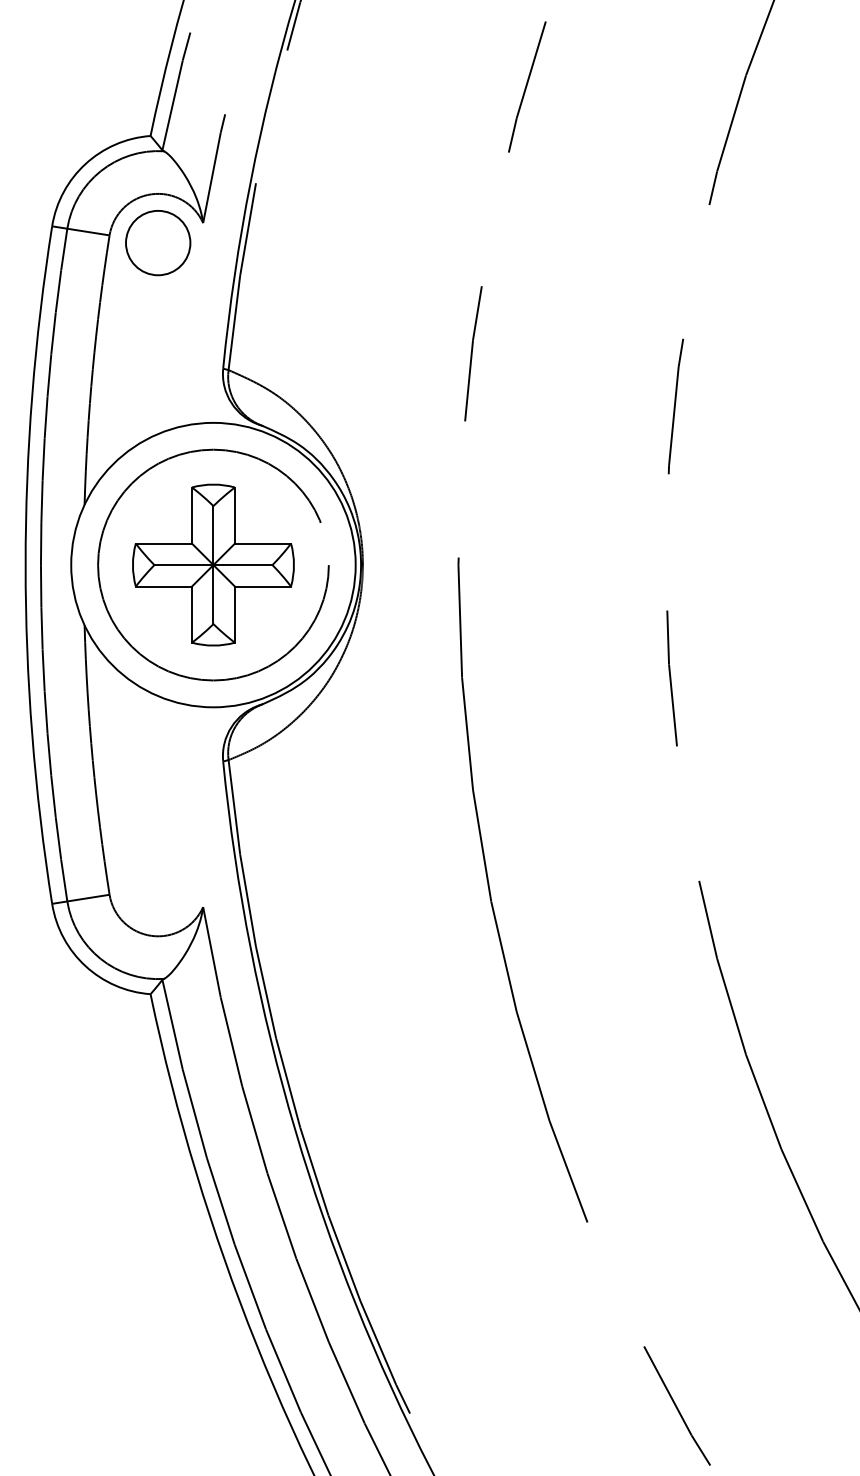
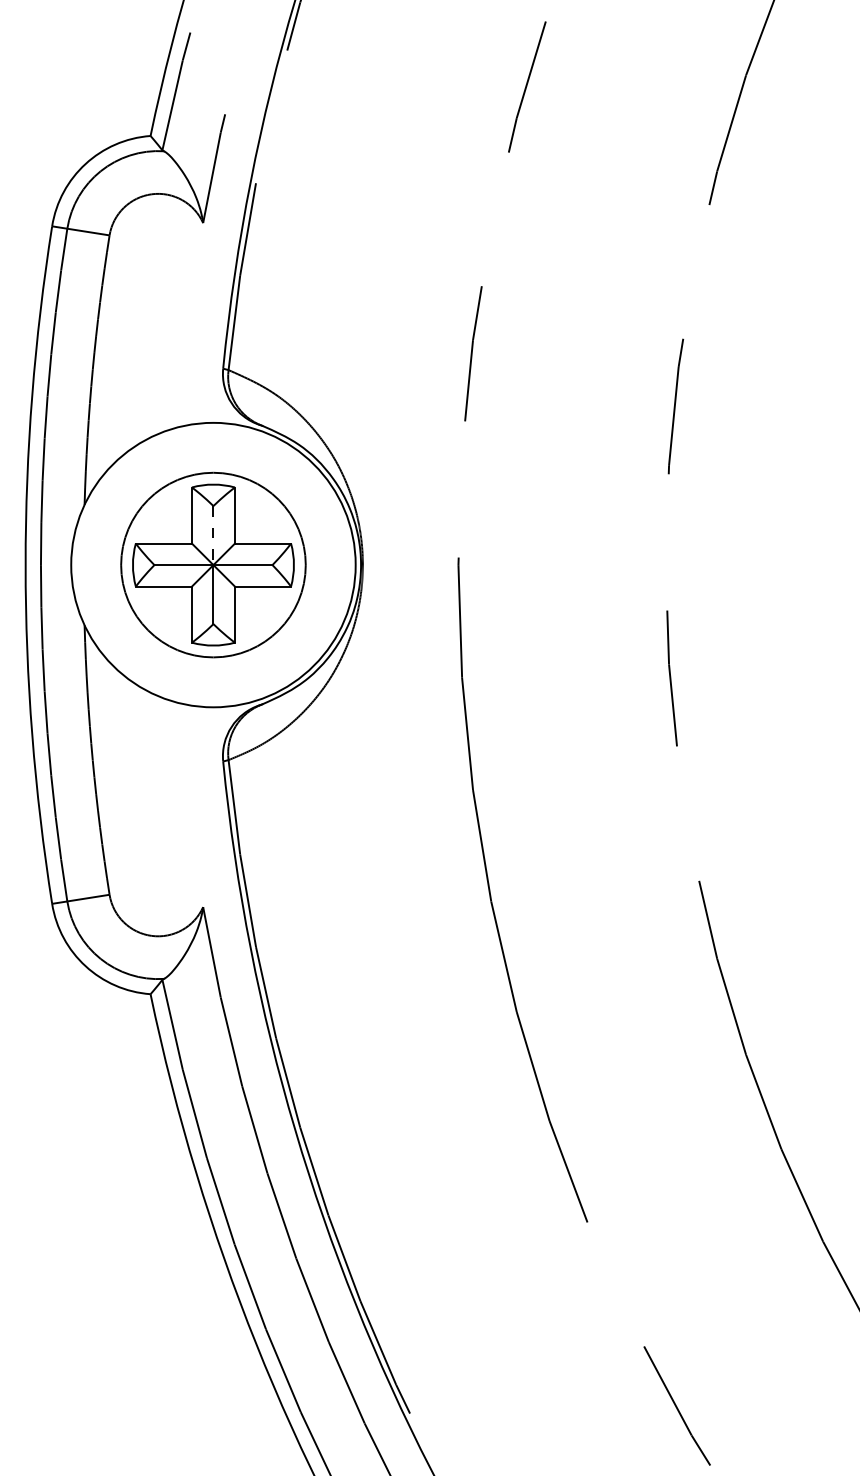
circle: present -> none (158, 243)
line: solid -> dashed (213, 535)
circle diameter: 231 px -> 185 px (213, 564)
